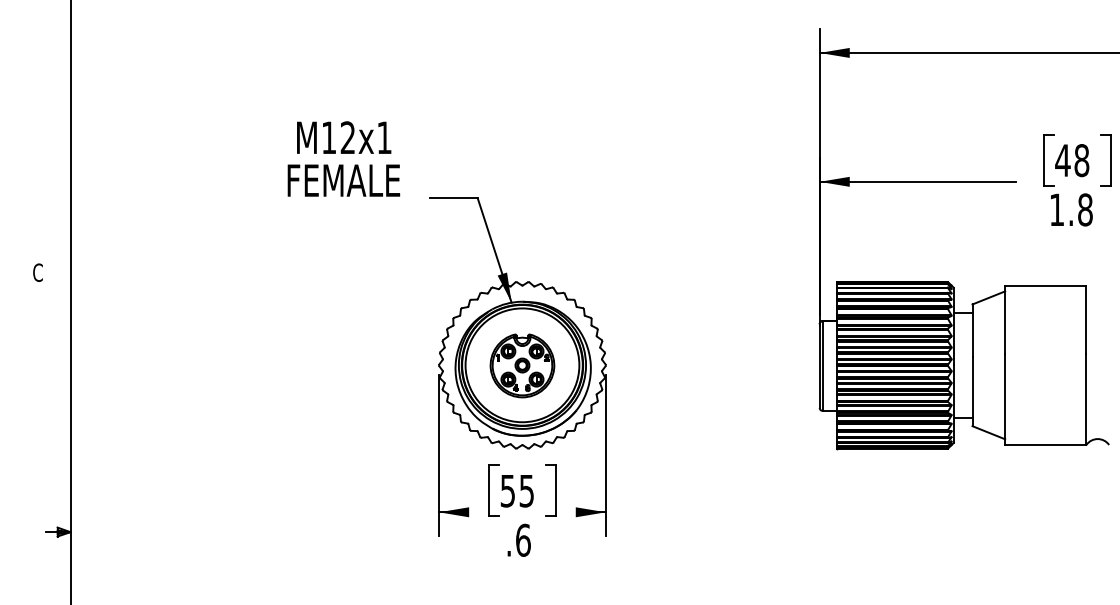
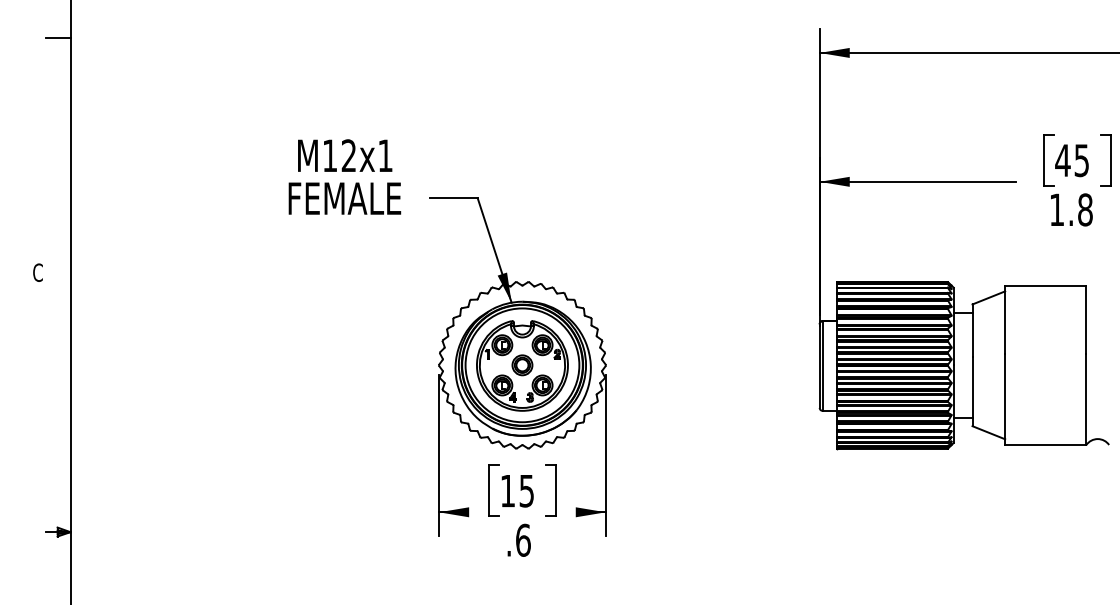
line: none -> present (58, 38)
text position: (343, 158) -> (344, 176) (344, 176)
text: 48 -> 45 (1081, 160)
part size: 67x66 px -> 93x92 px (522, 365)
text: 55 -> 15 (507, 491)
